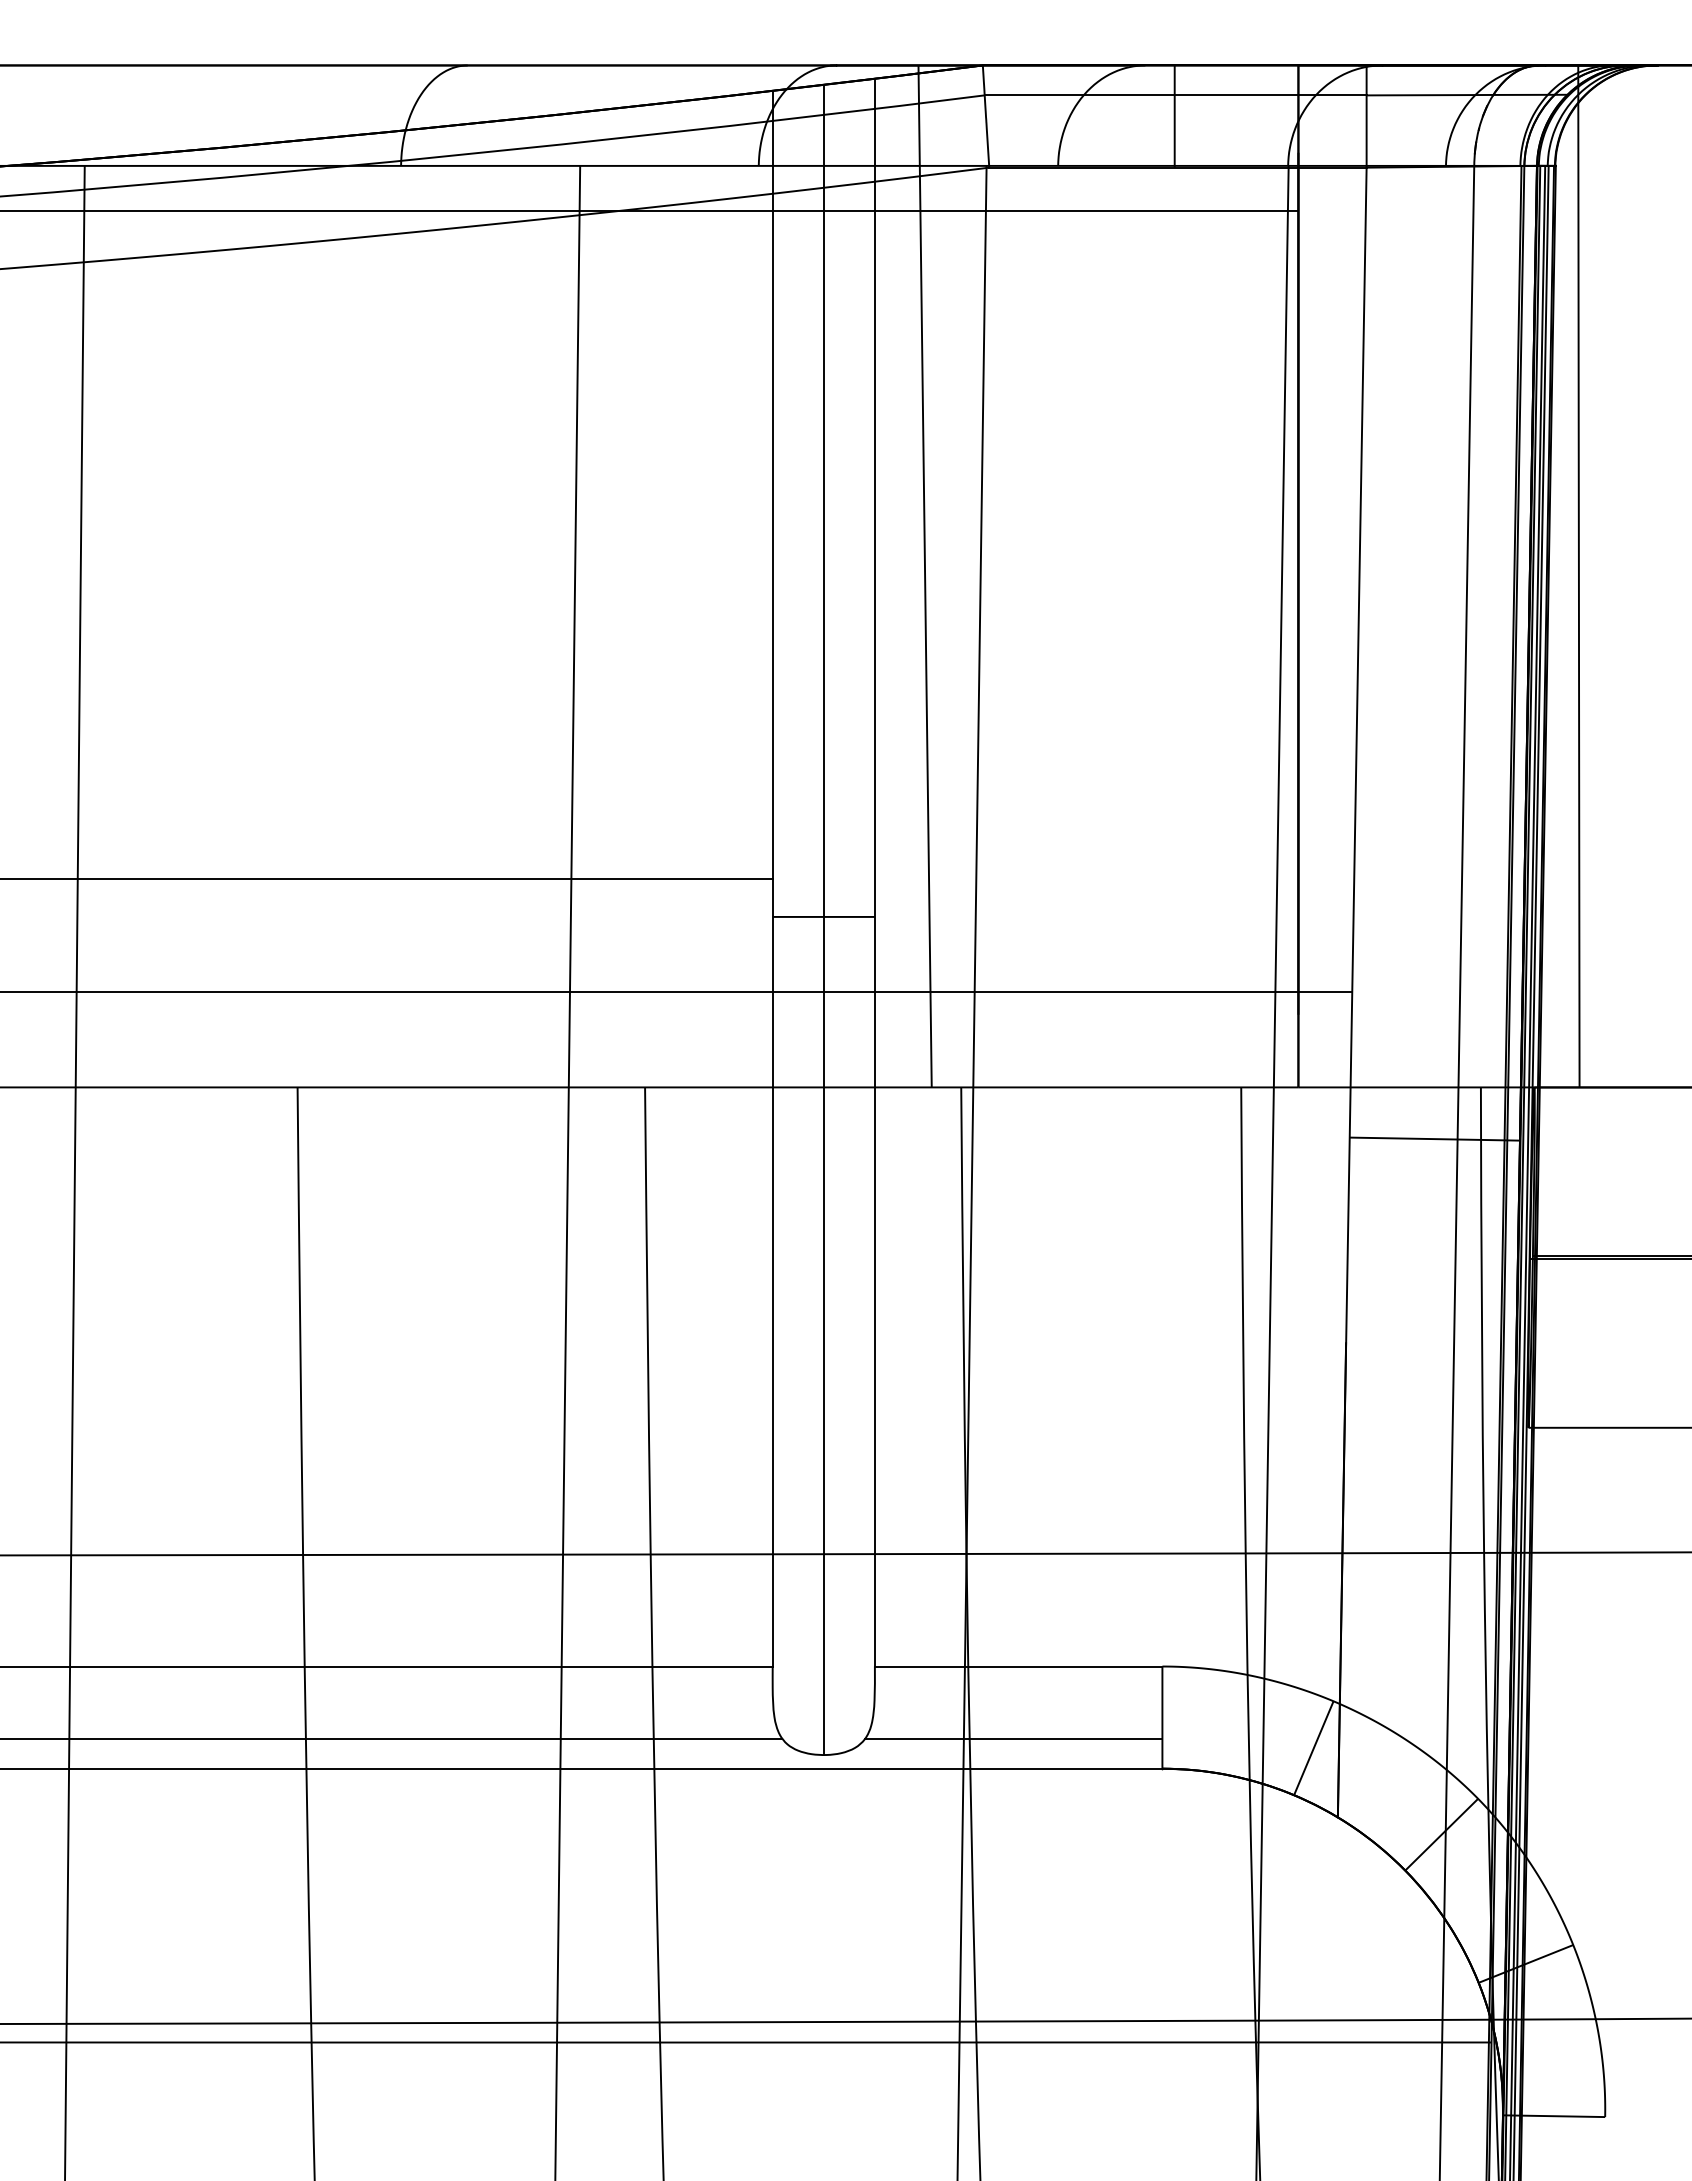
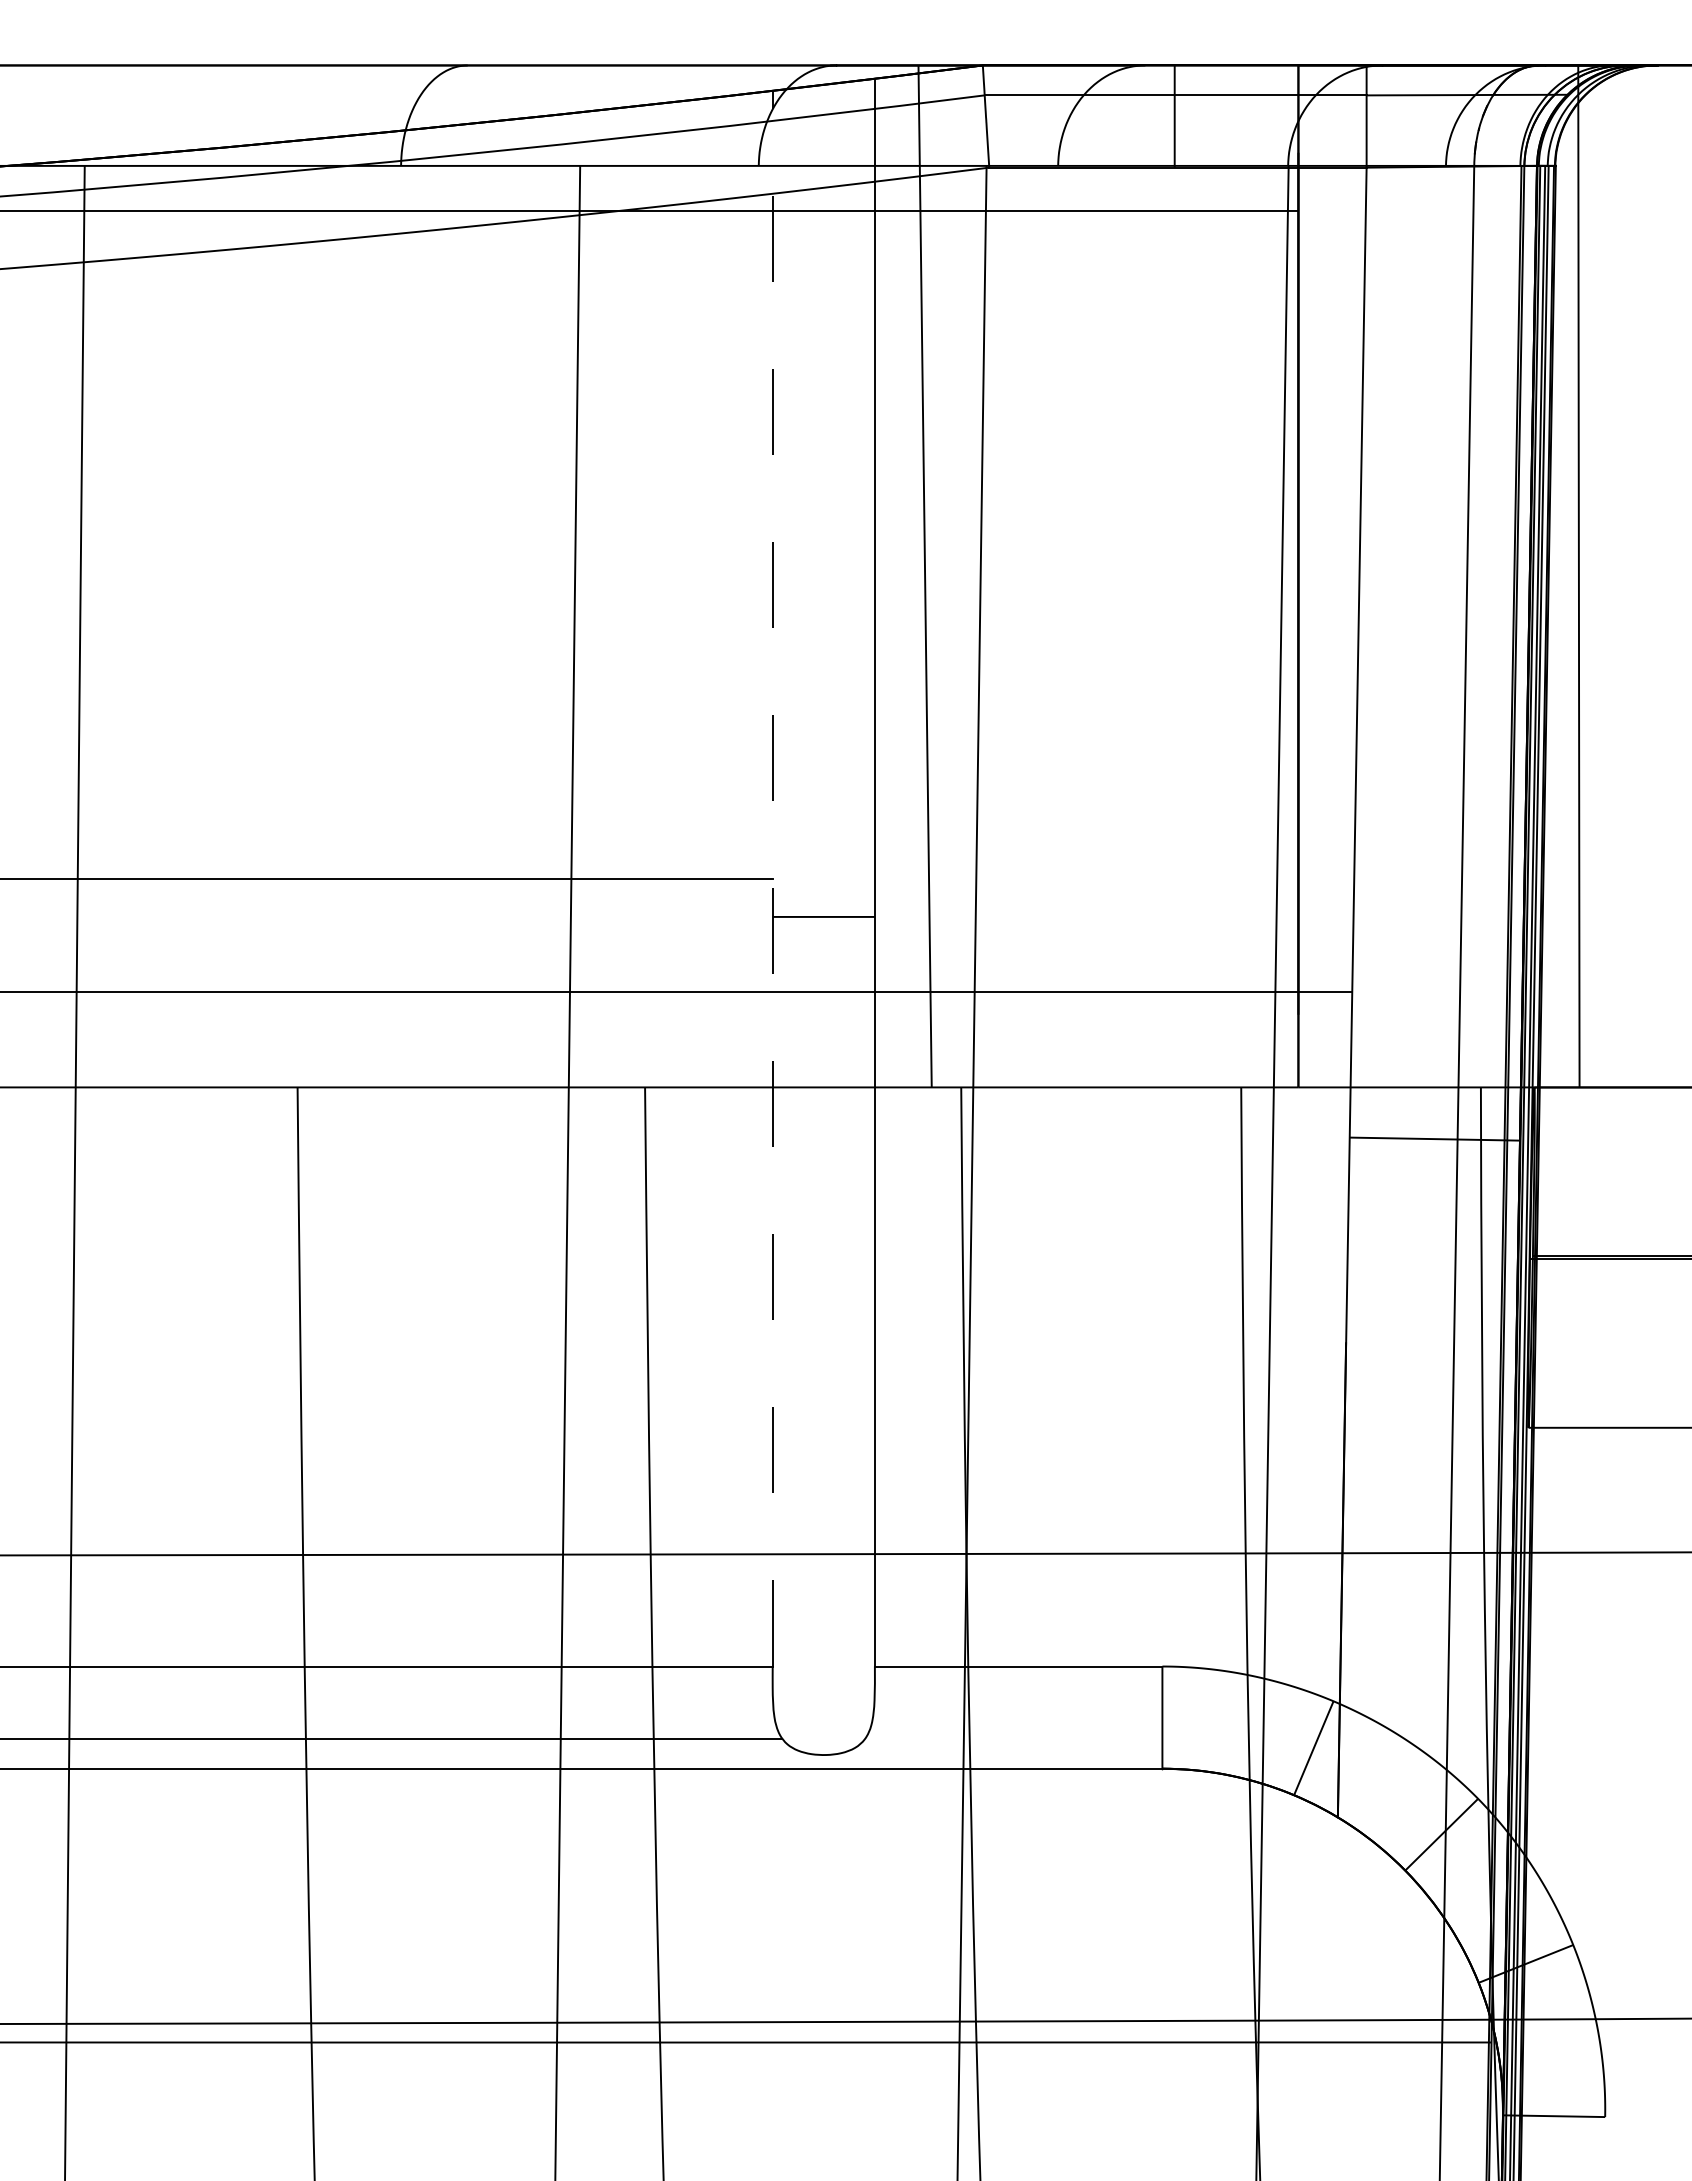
line: solid -> dashed (772, 878)
line: present -> none (823, 919)
line: present -> none (1013, 1738)
